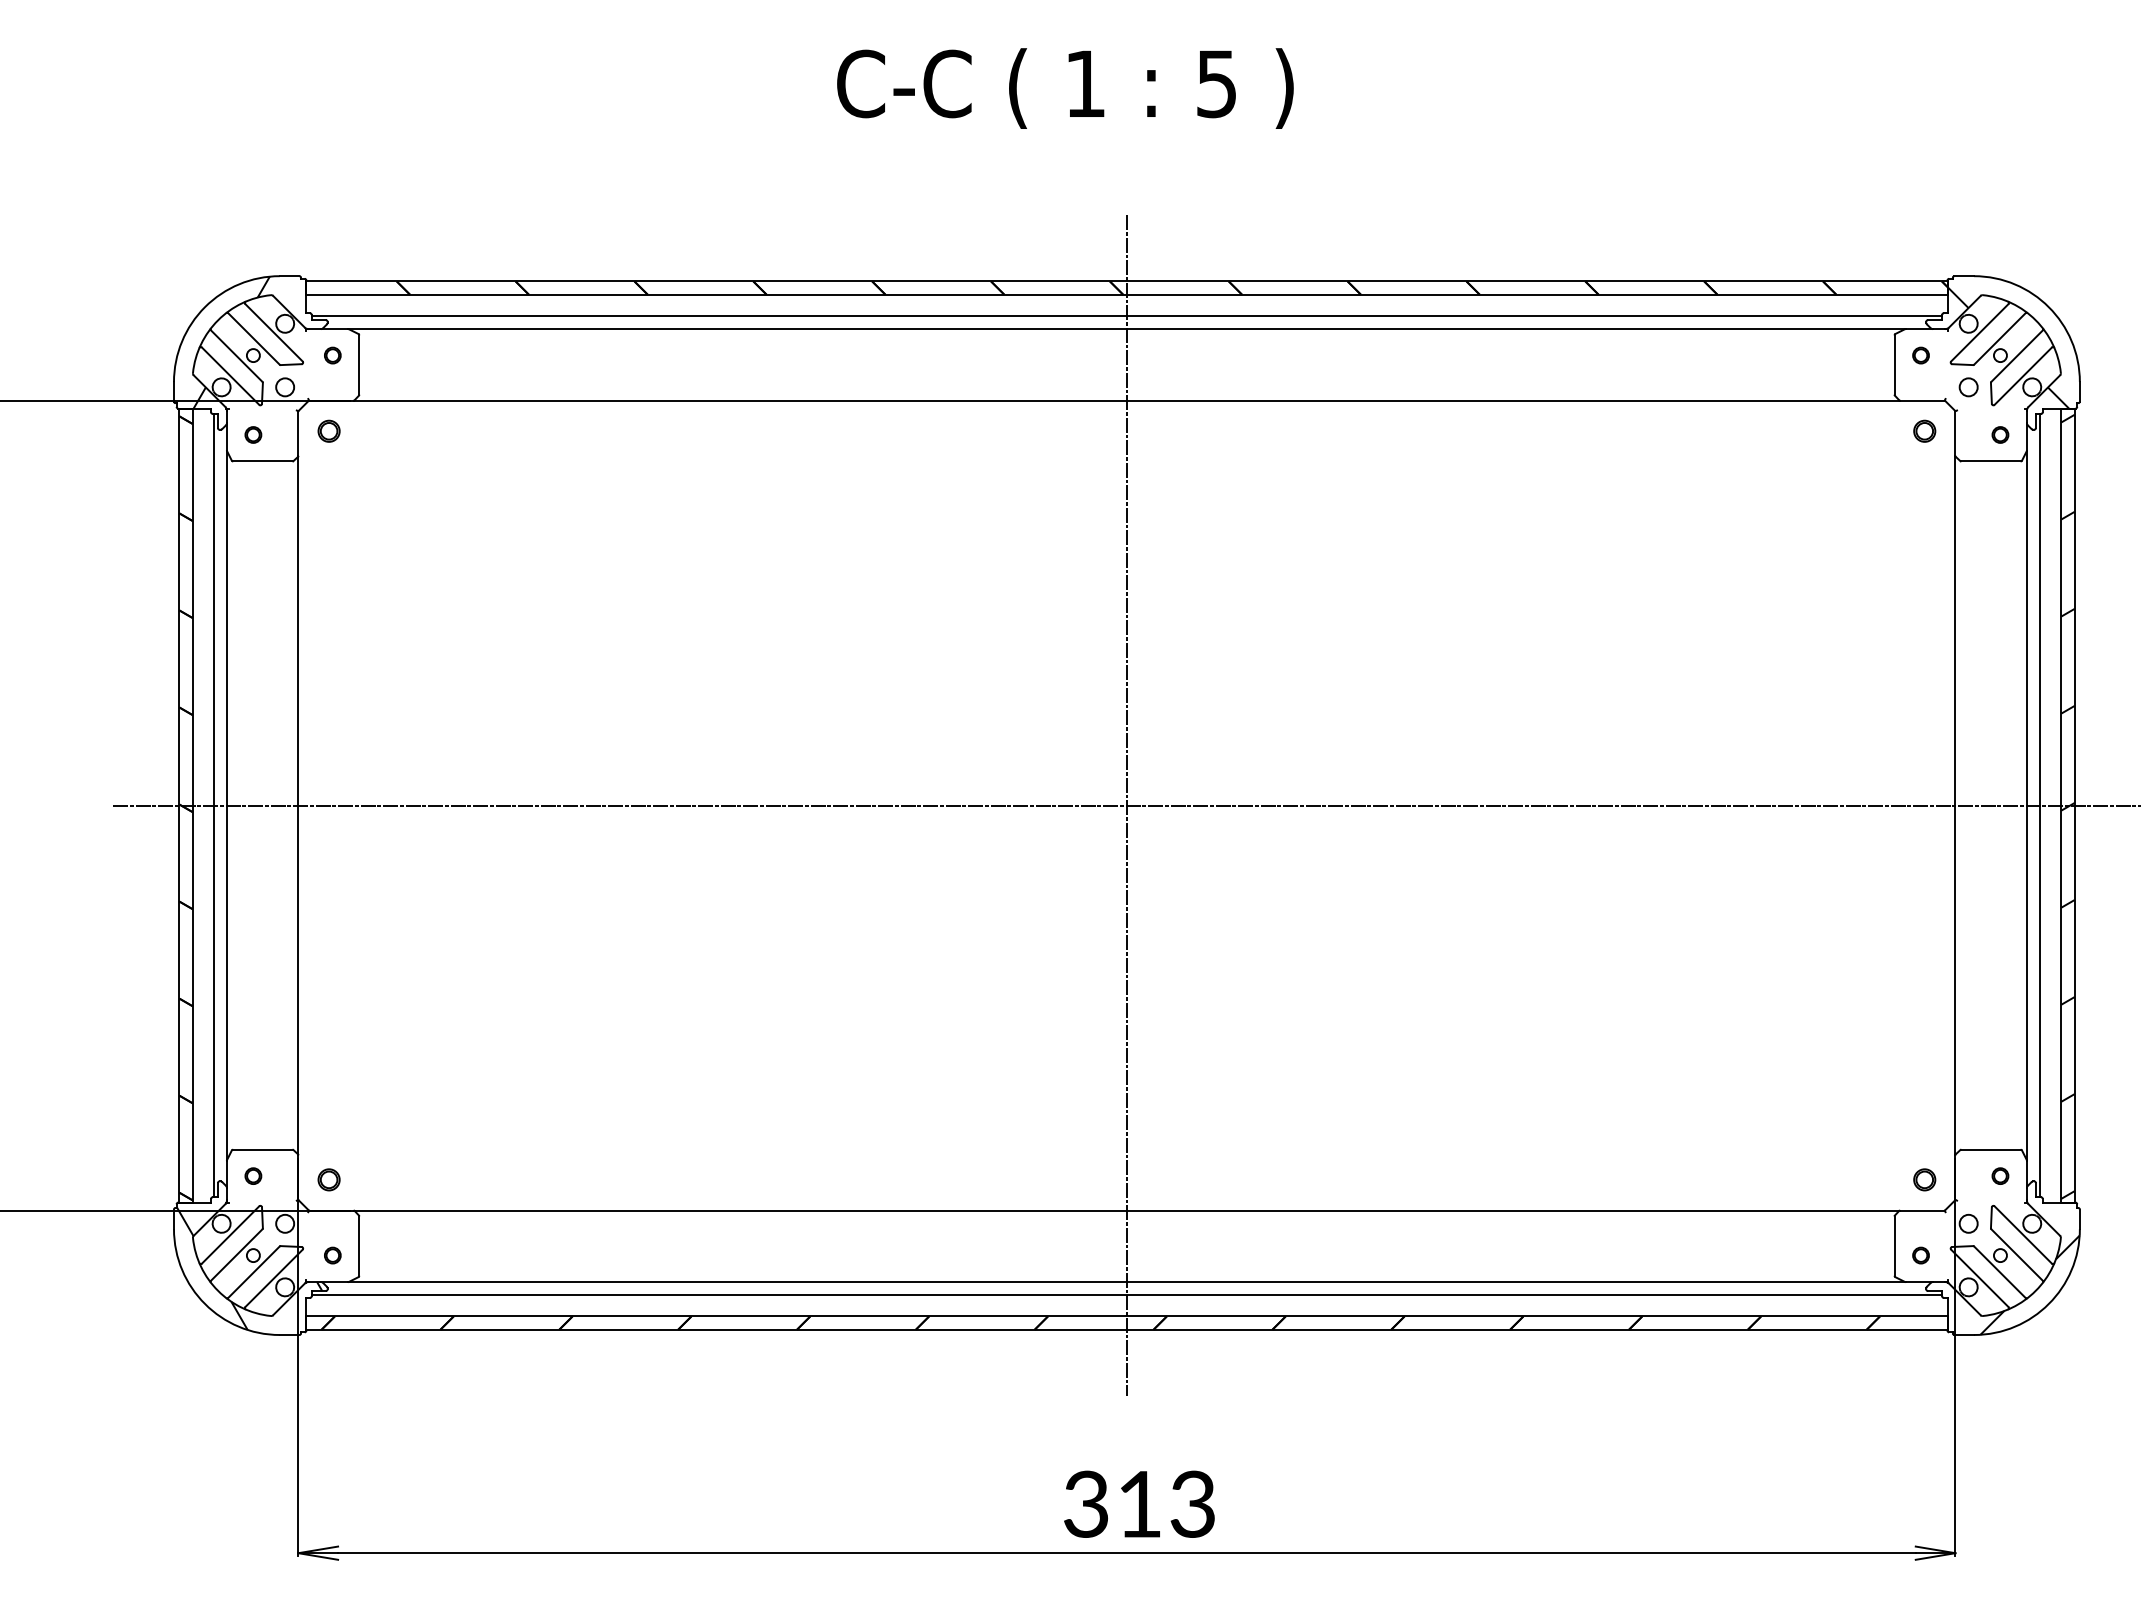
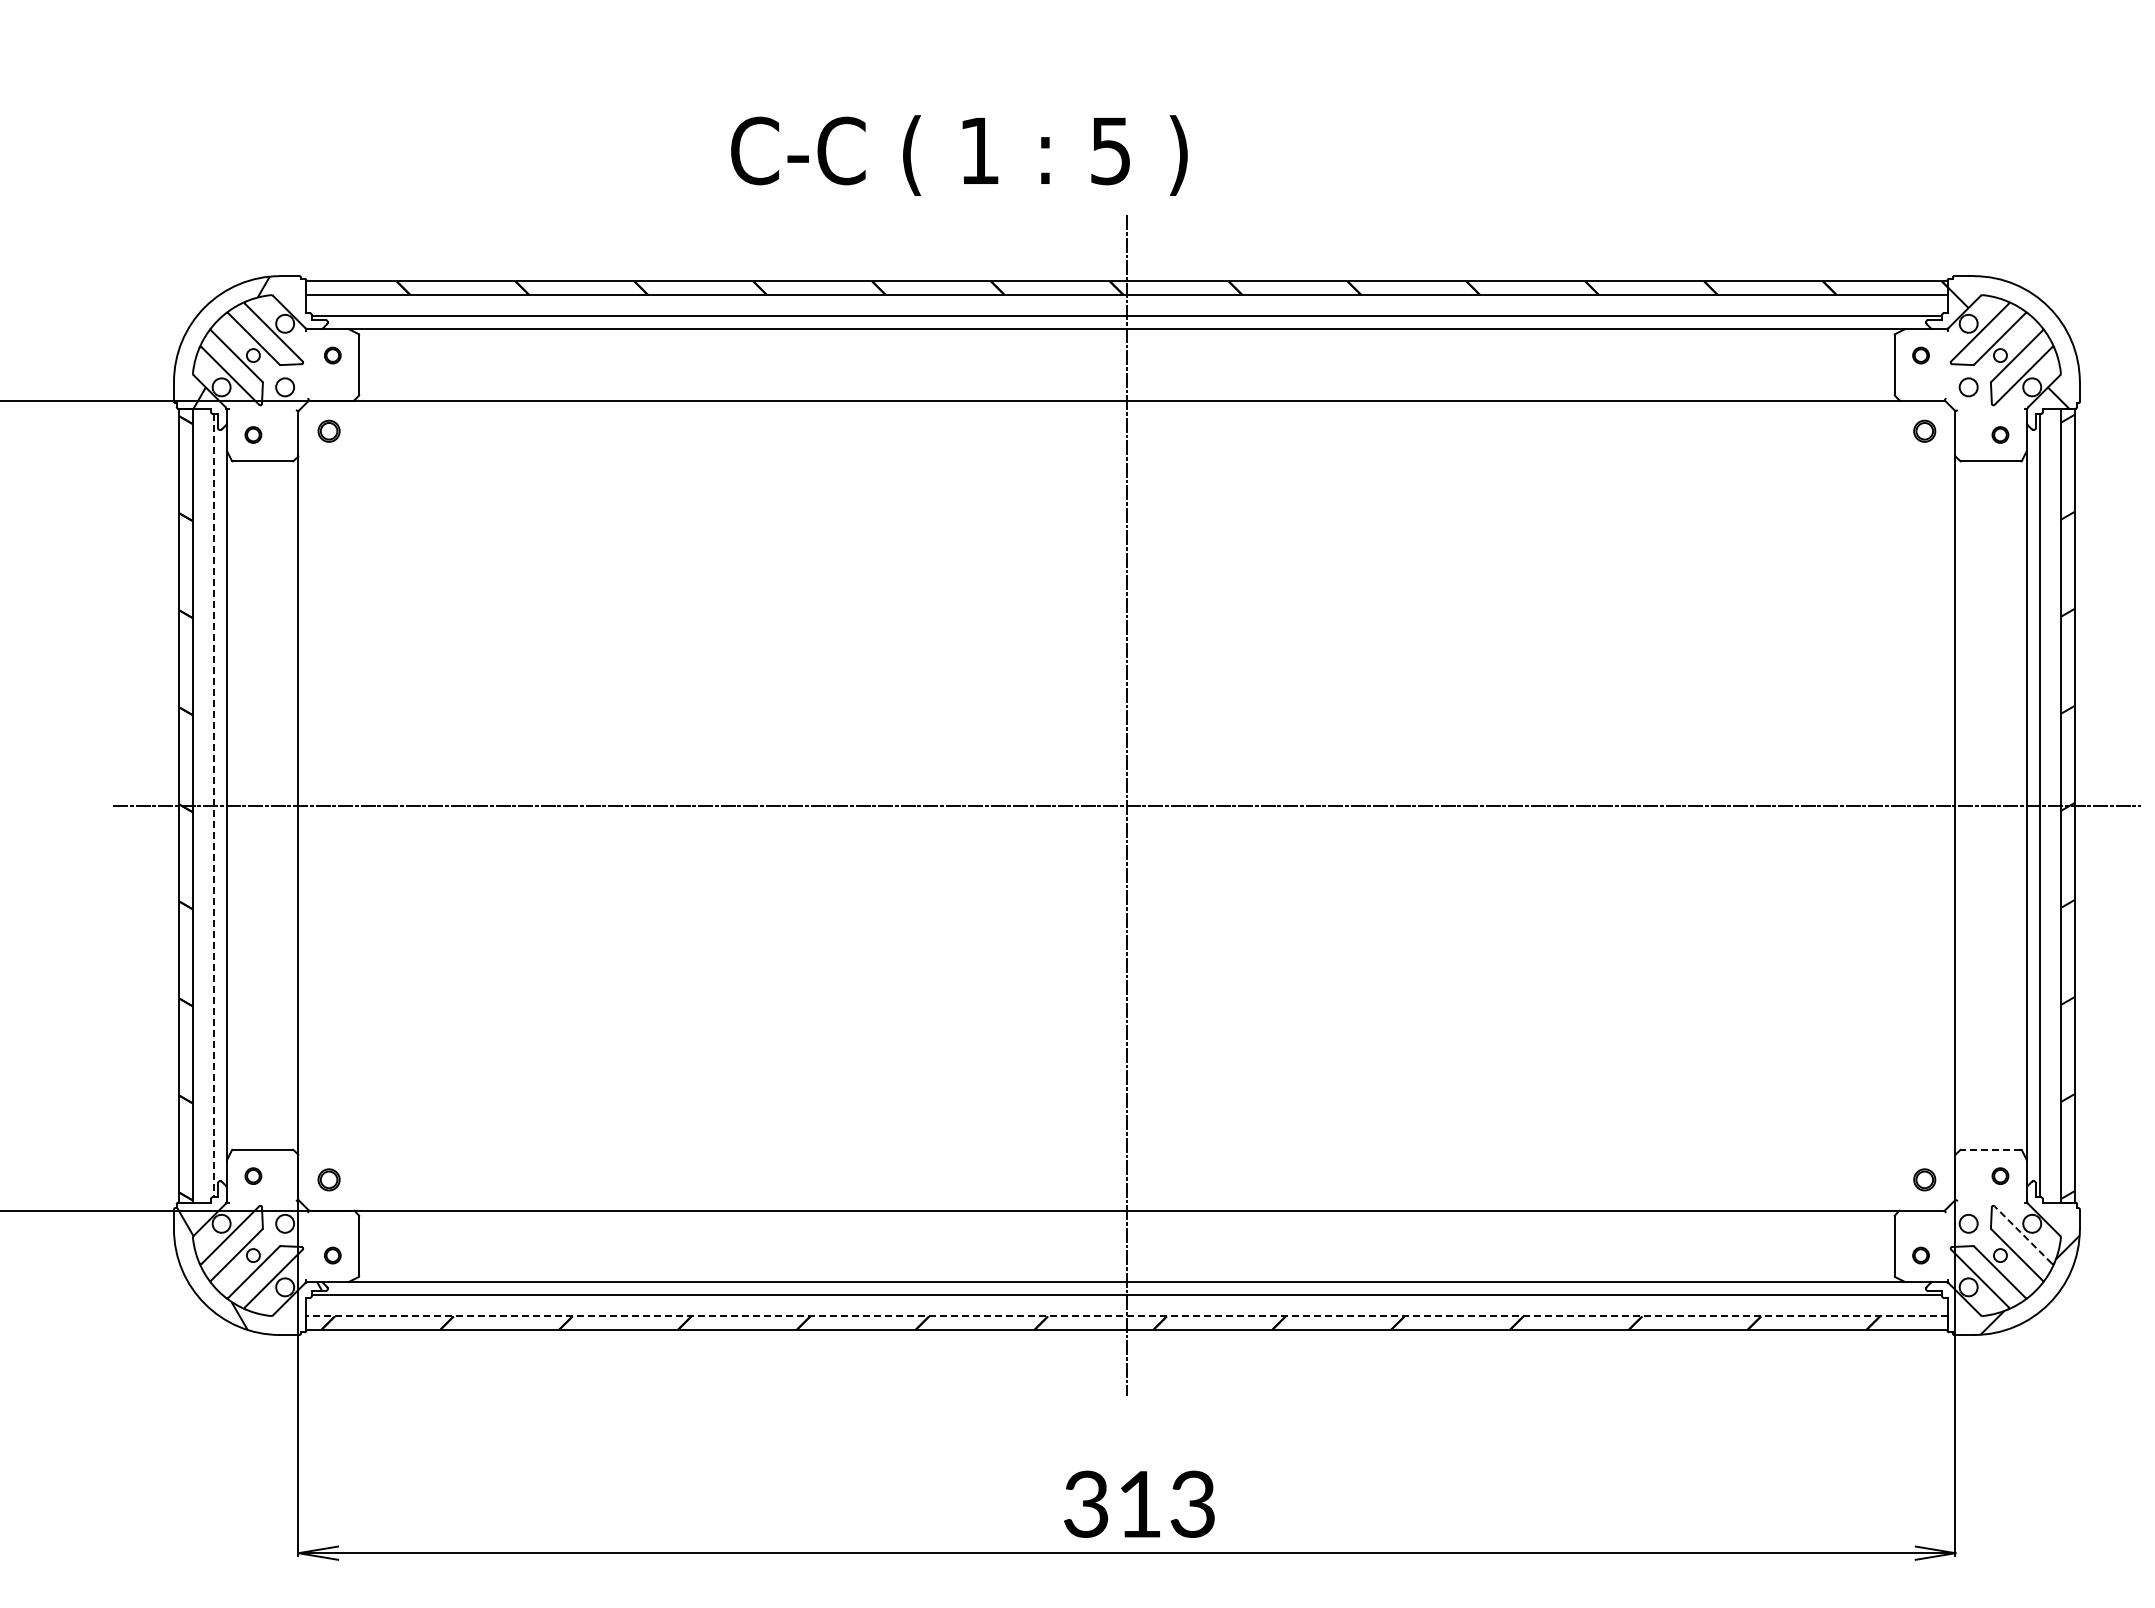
text position: (1065, 88) -> (959, 155) (959, 155)
line: solid -> dashed (213, 805)
line: solid -> dashed (1991, 1149)
line: solid -> dashed (2023, 1234)
line: solid -> dashed (1126, 1316)
